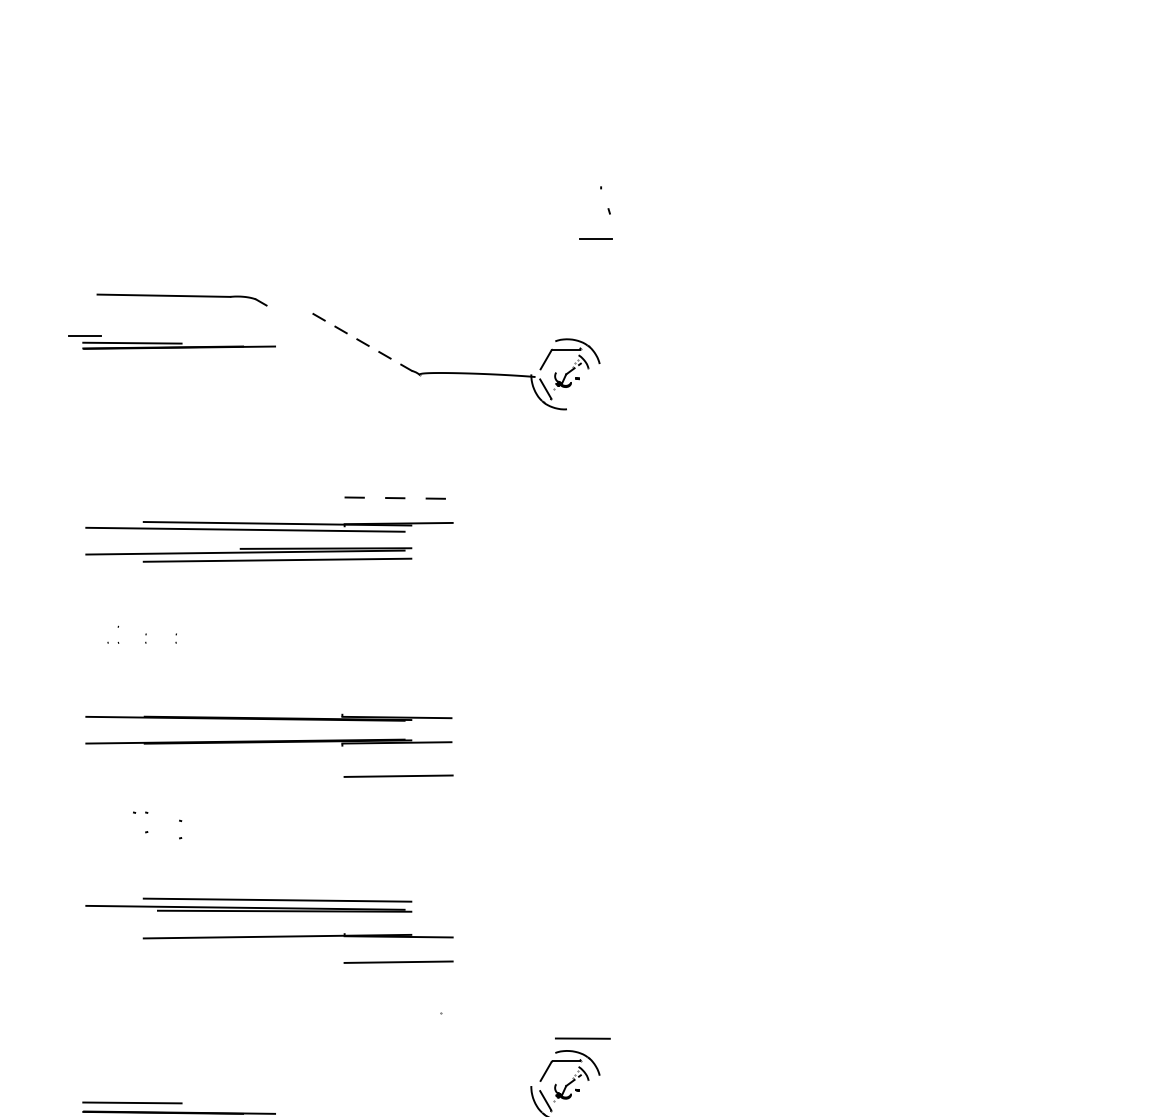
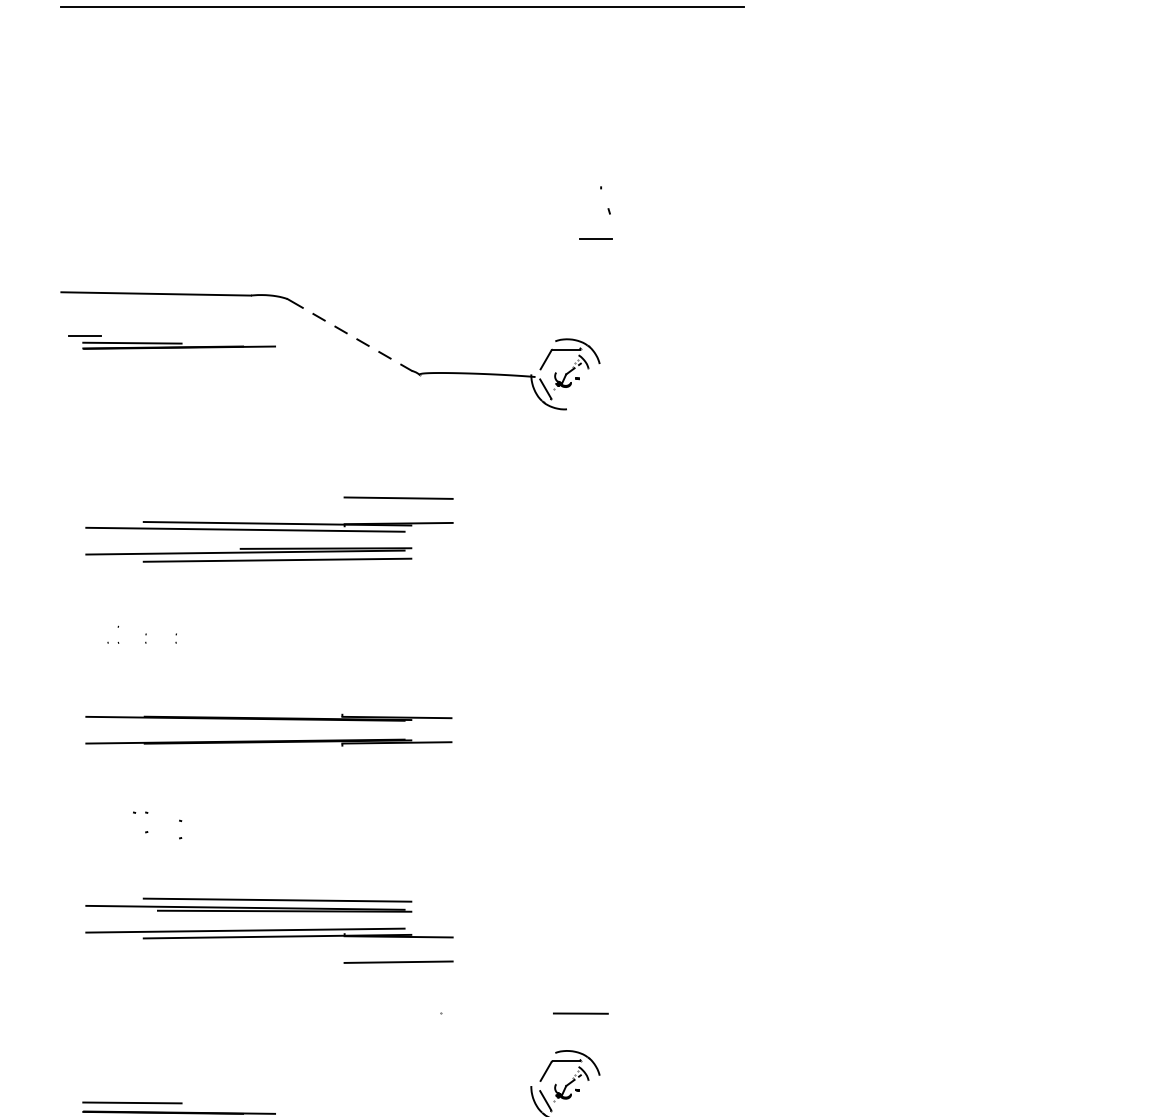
line: none -> present (402, 6)
part size: 172x14 px -> 244x18 px (181, 299)
line: dashed -> solid (399, 498)
line: present -> none (398, 775)
line: none -> present (245, 930)
line position: (582, 1038) -> (580, 1013) (580, 1013)
